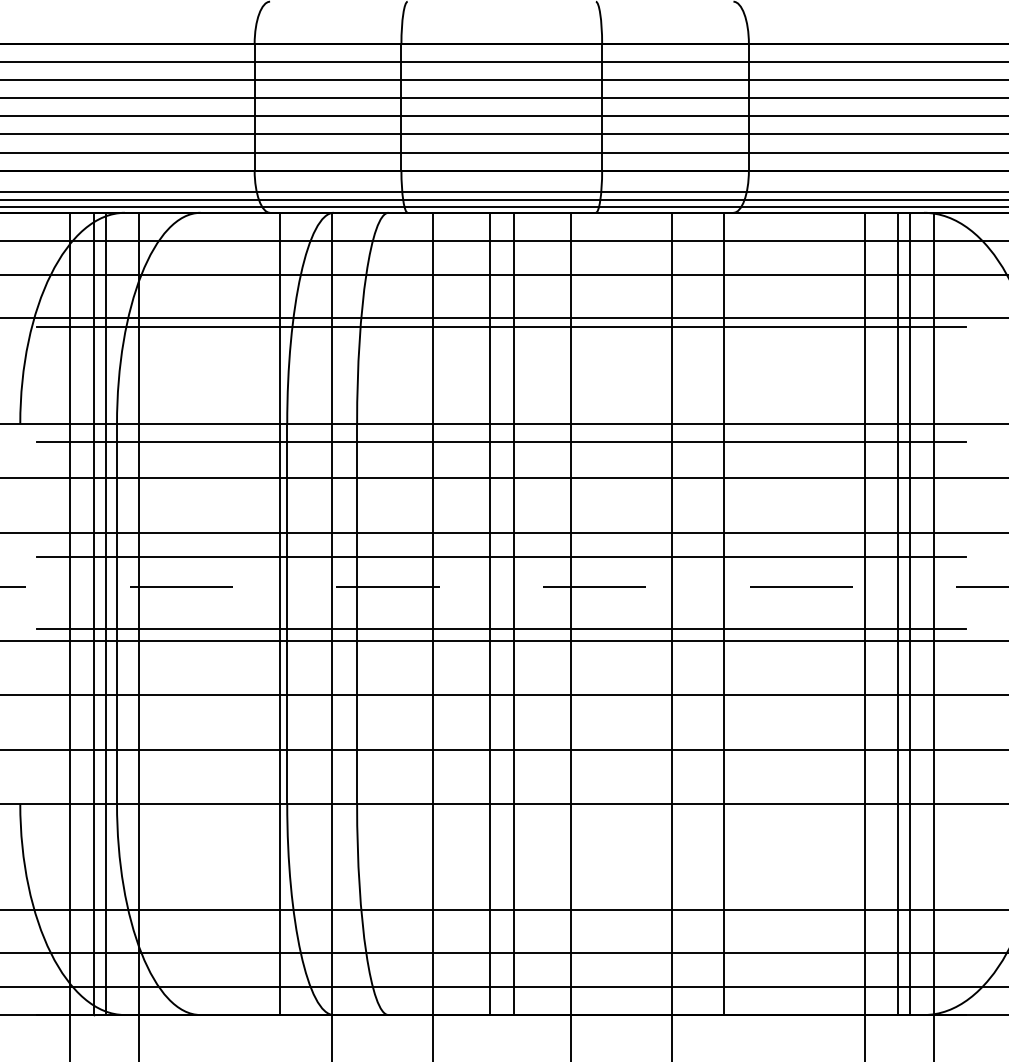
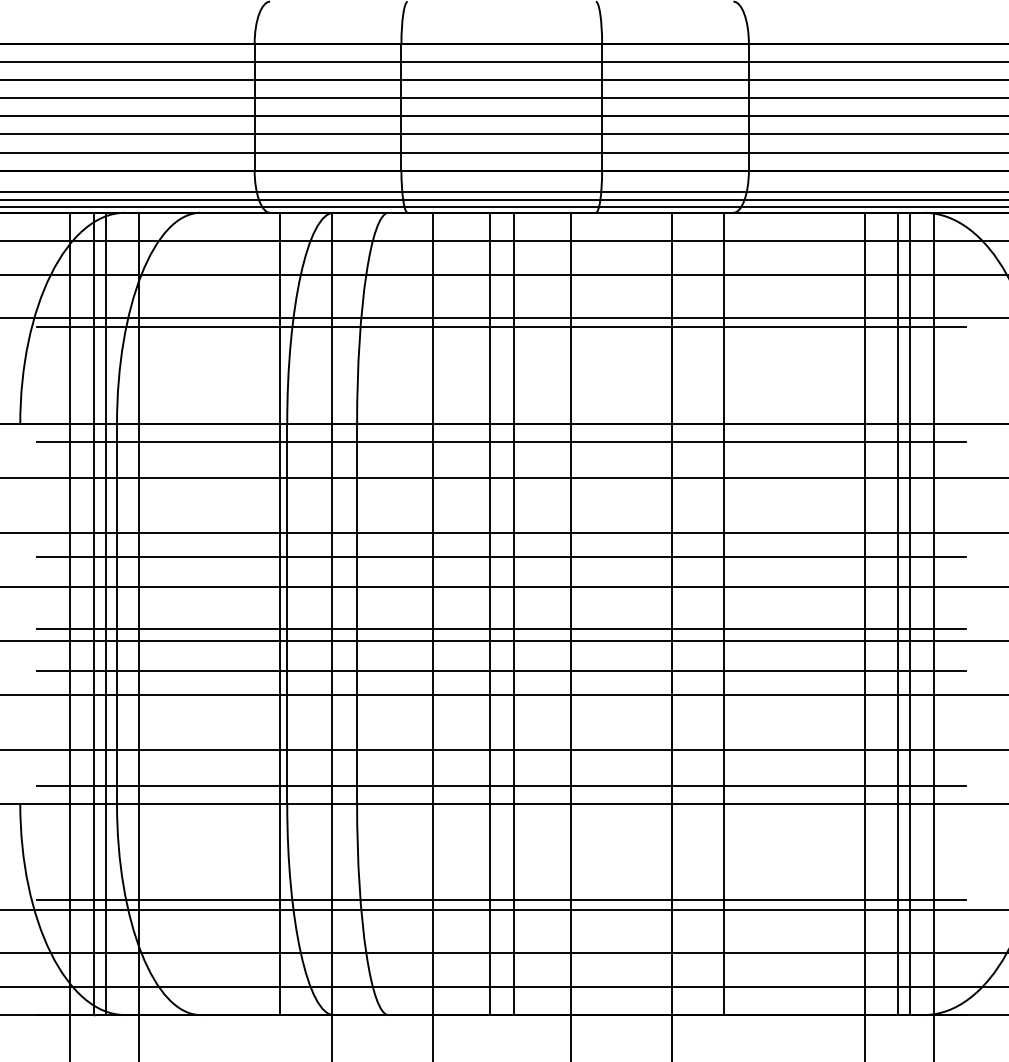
line: dashed -> solid (504, 586)
line: none -> present (501, 671)
line: none -> present (501, 785)
line: none -> present (501, 900)
